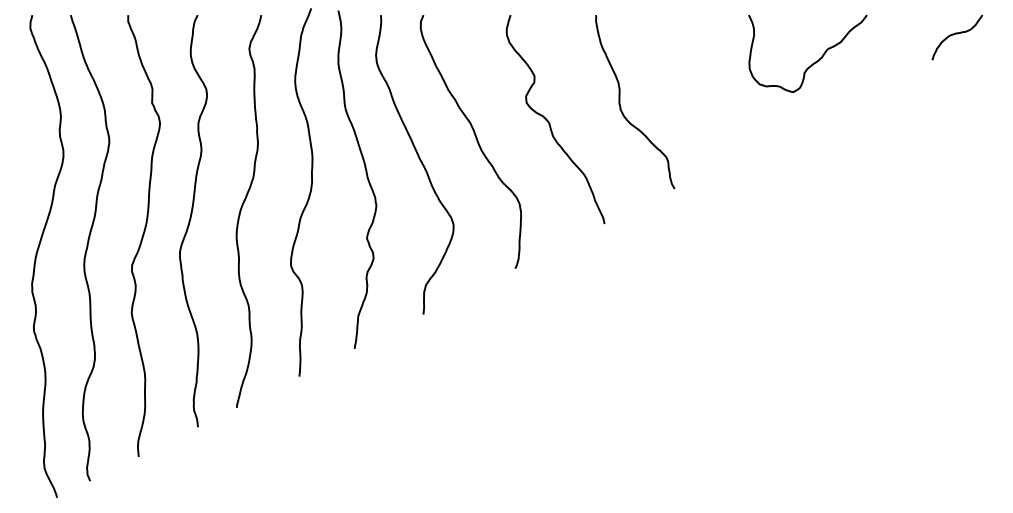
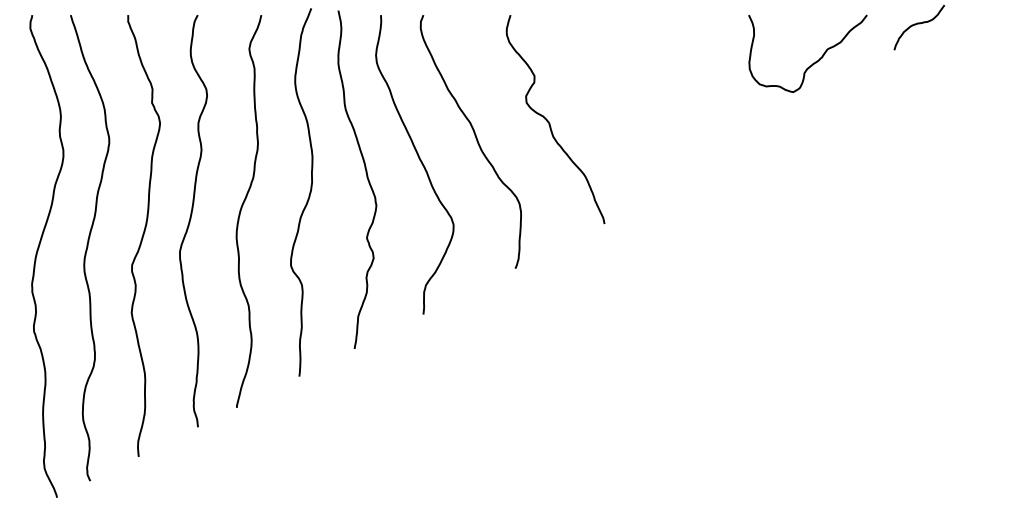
curve position: (957, 34) -> (919, 24) (919, 24)
curve: present -> none (621, 106)
